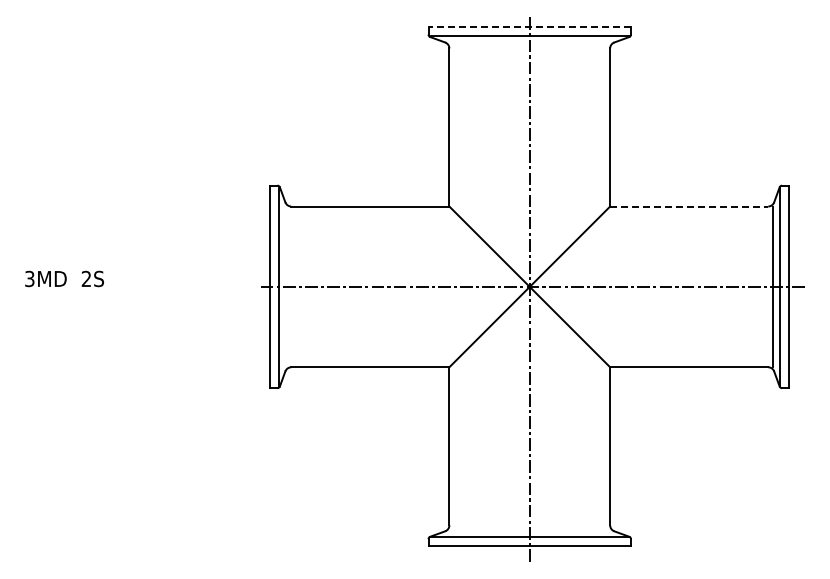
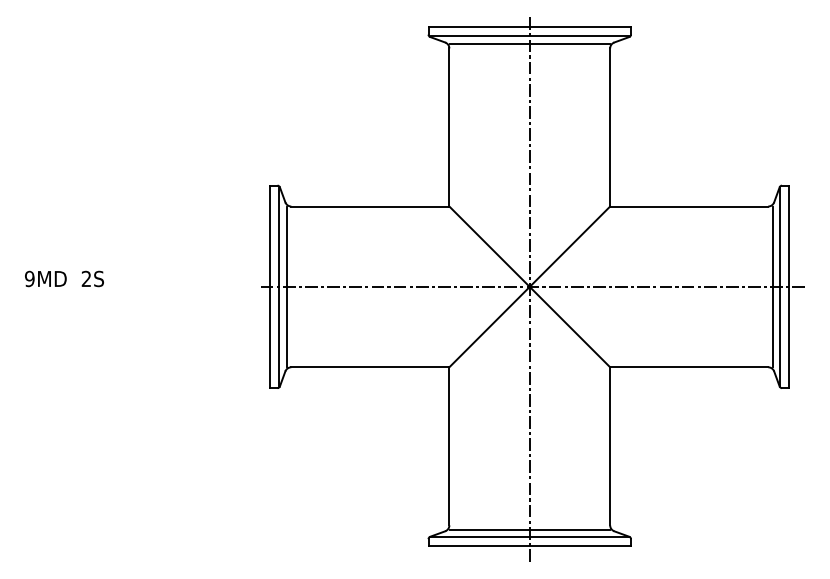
line: dashed -> solid (529, 27)
line: none -> present (529, 44)
line: dashed -> solid (689, 206)
text: 3MD -> 9MD (29, 278)
line: none -> present (286, 286)
line: none -> present (529, 529)
